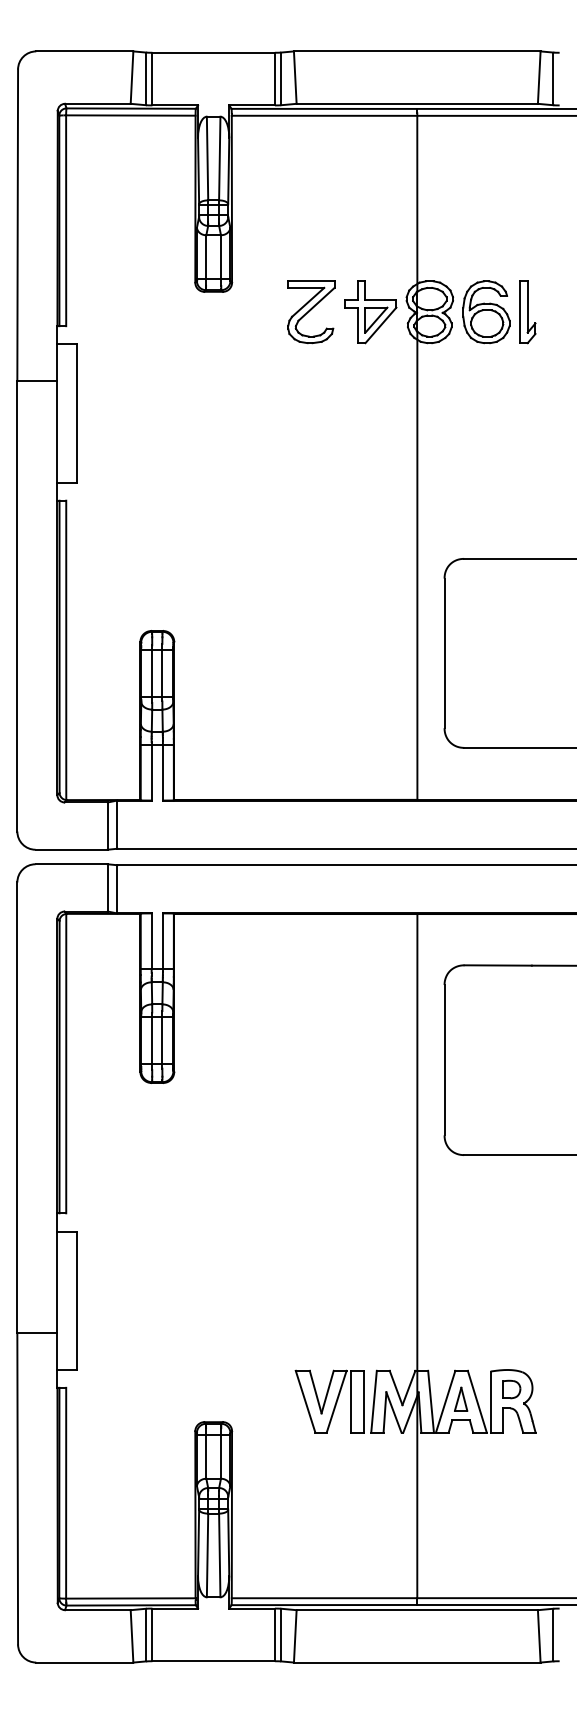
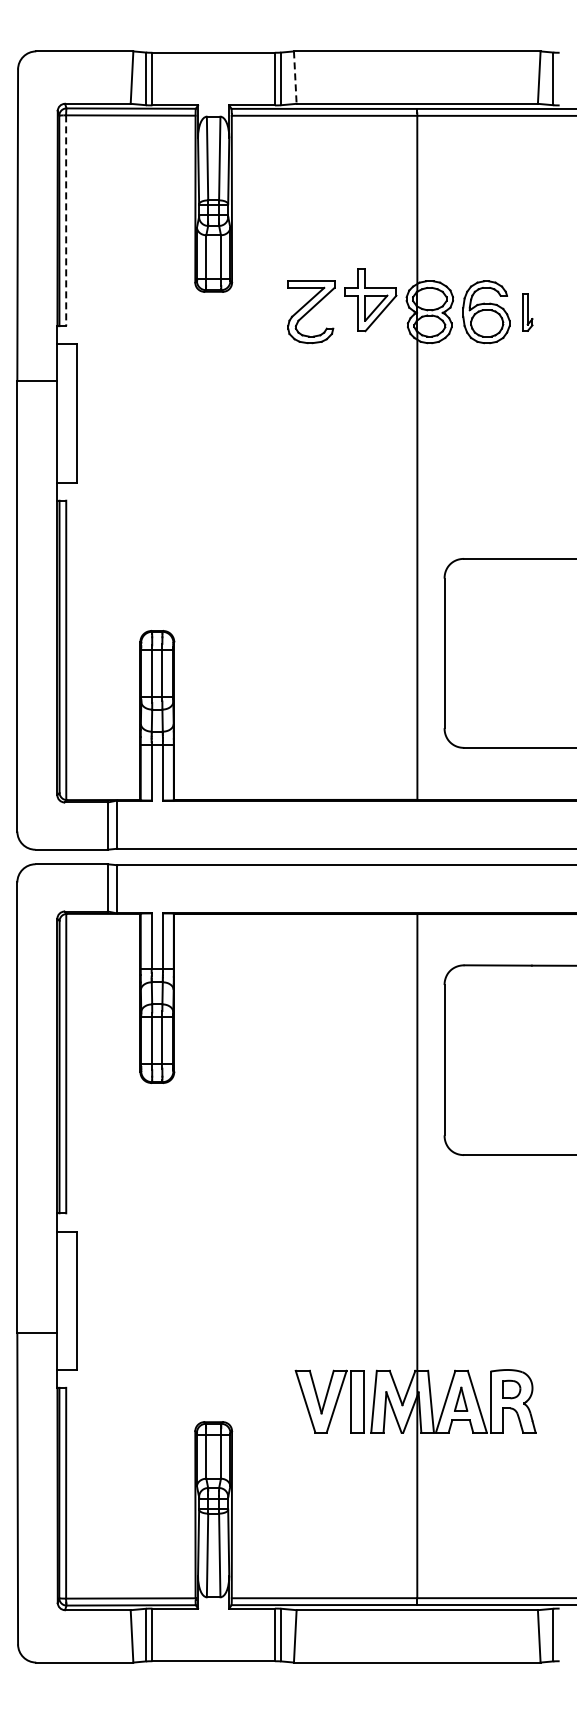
line: solid -> dashed (295, 78)
line: solid -> dashed (66, 221)
part position: (370, 312) -> (370, 300) (370, 300)
part size: 18x65 px -> 12x39 px (527, 312)
